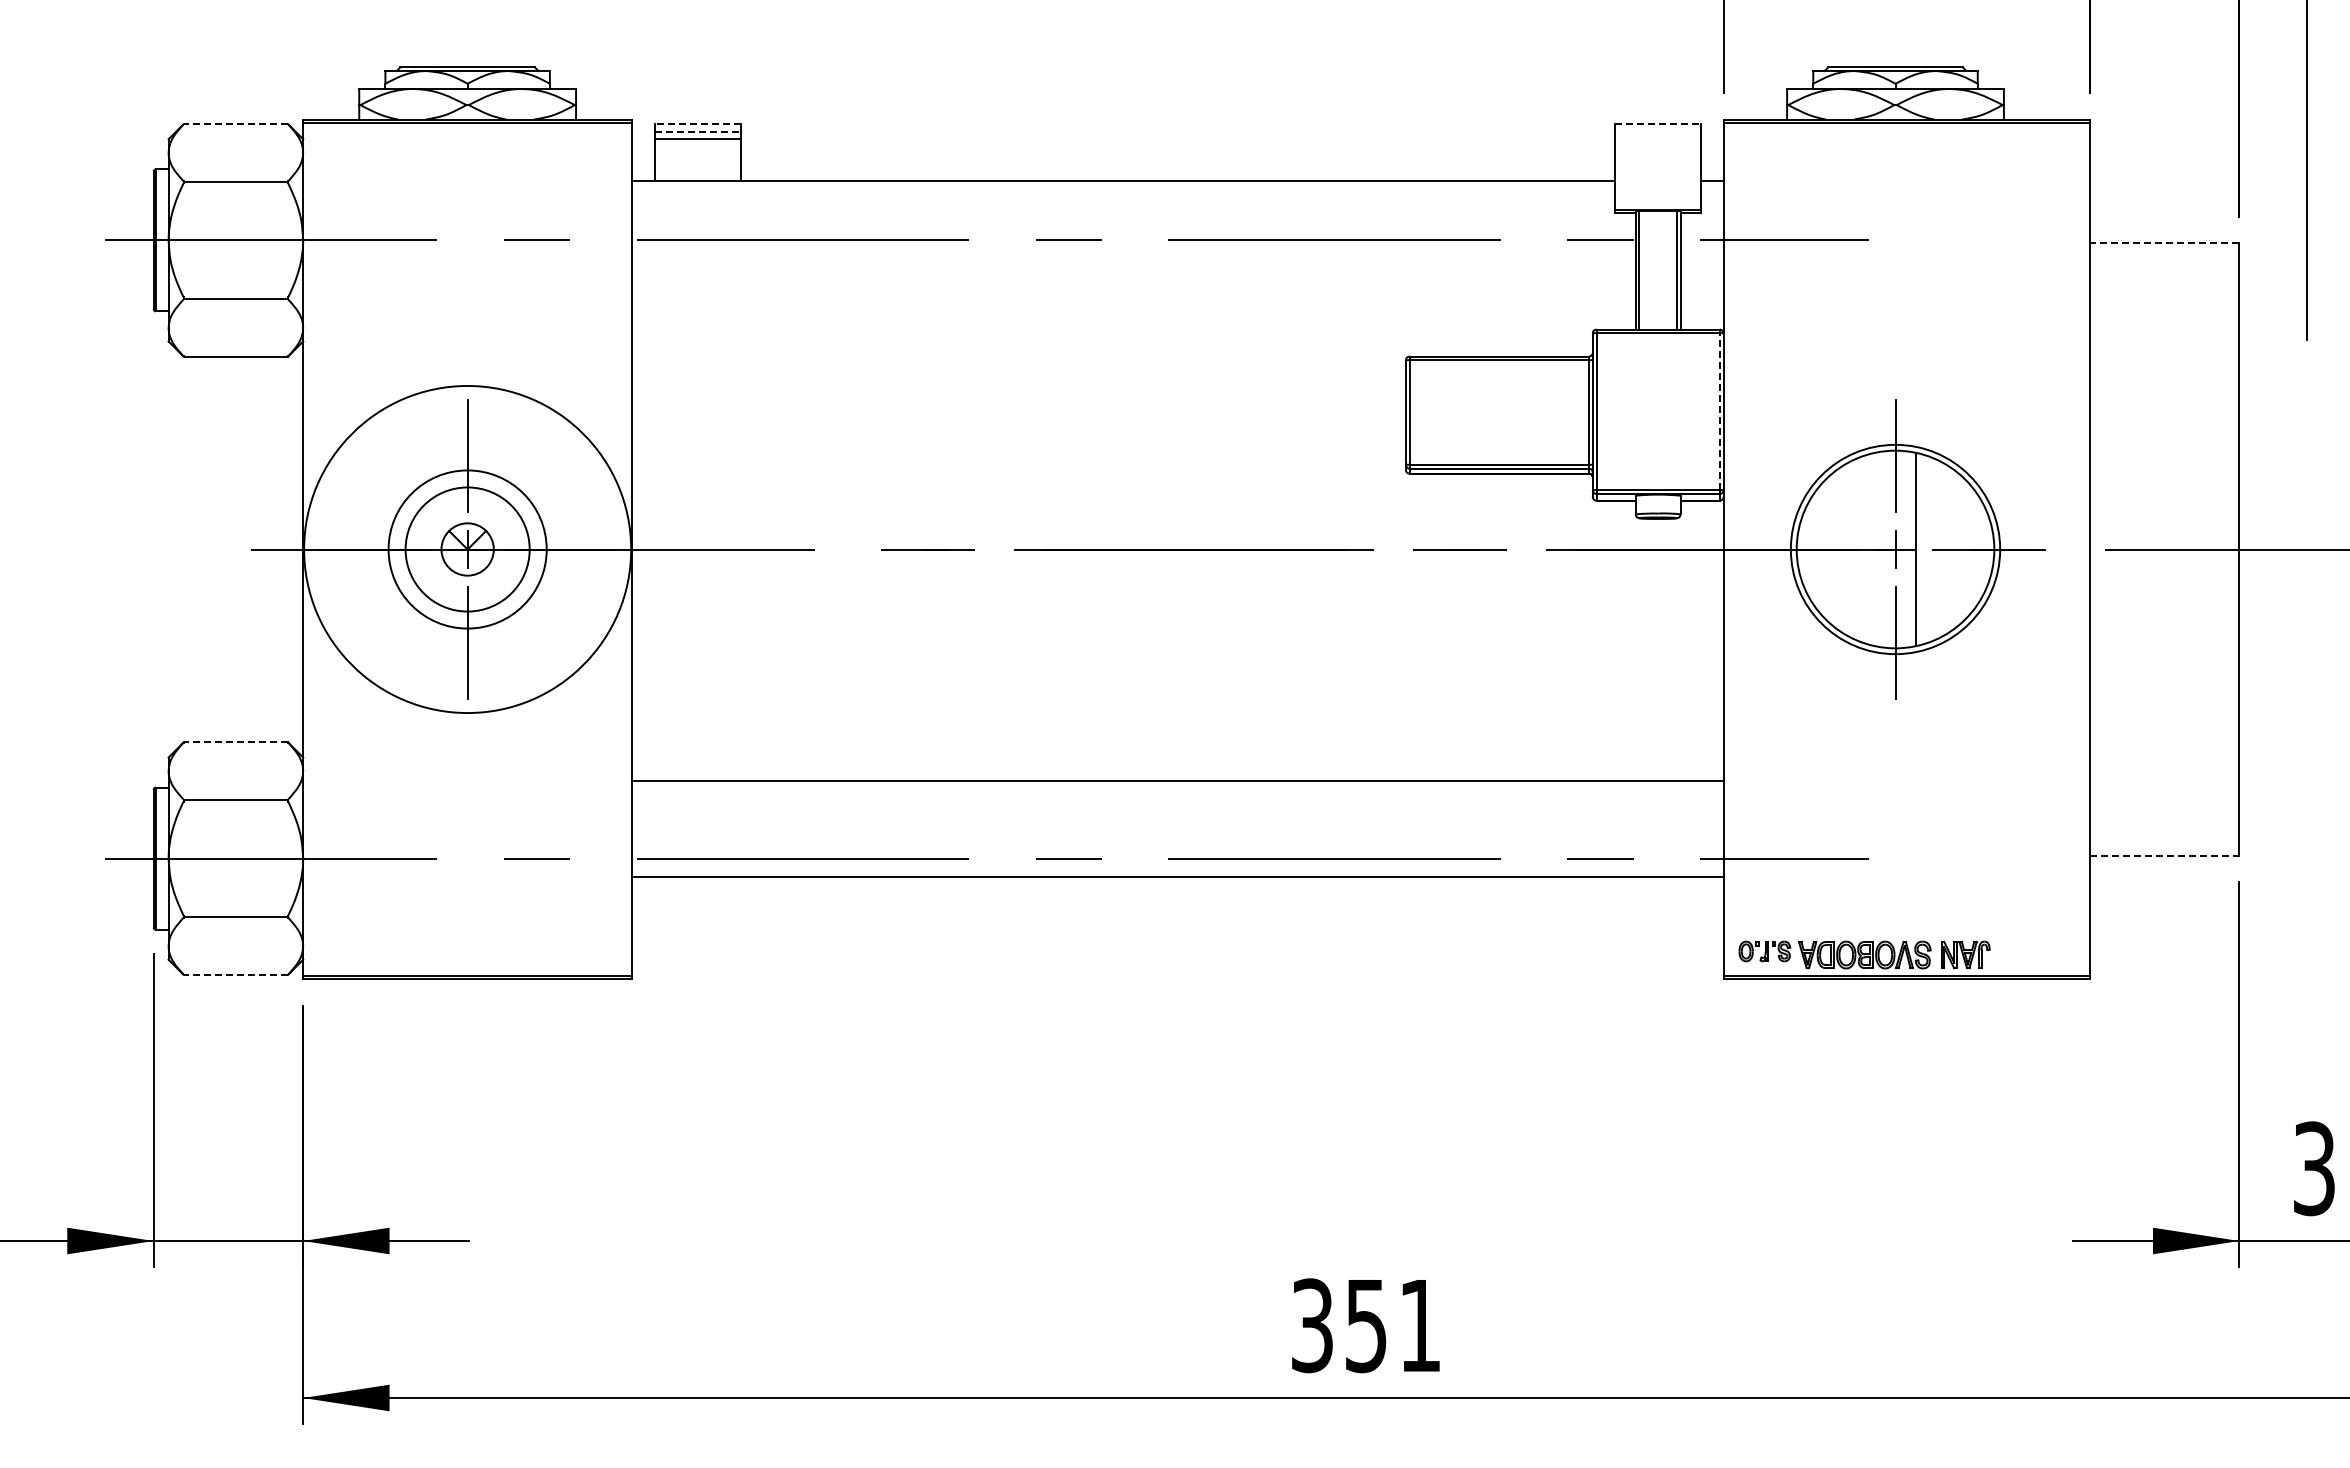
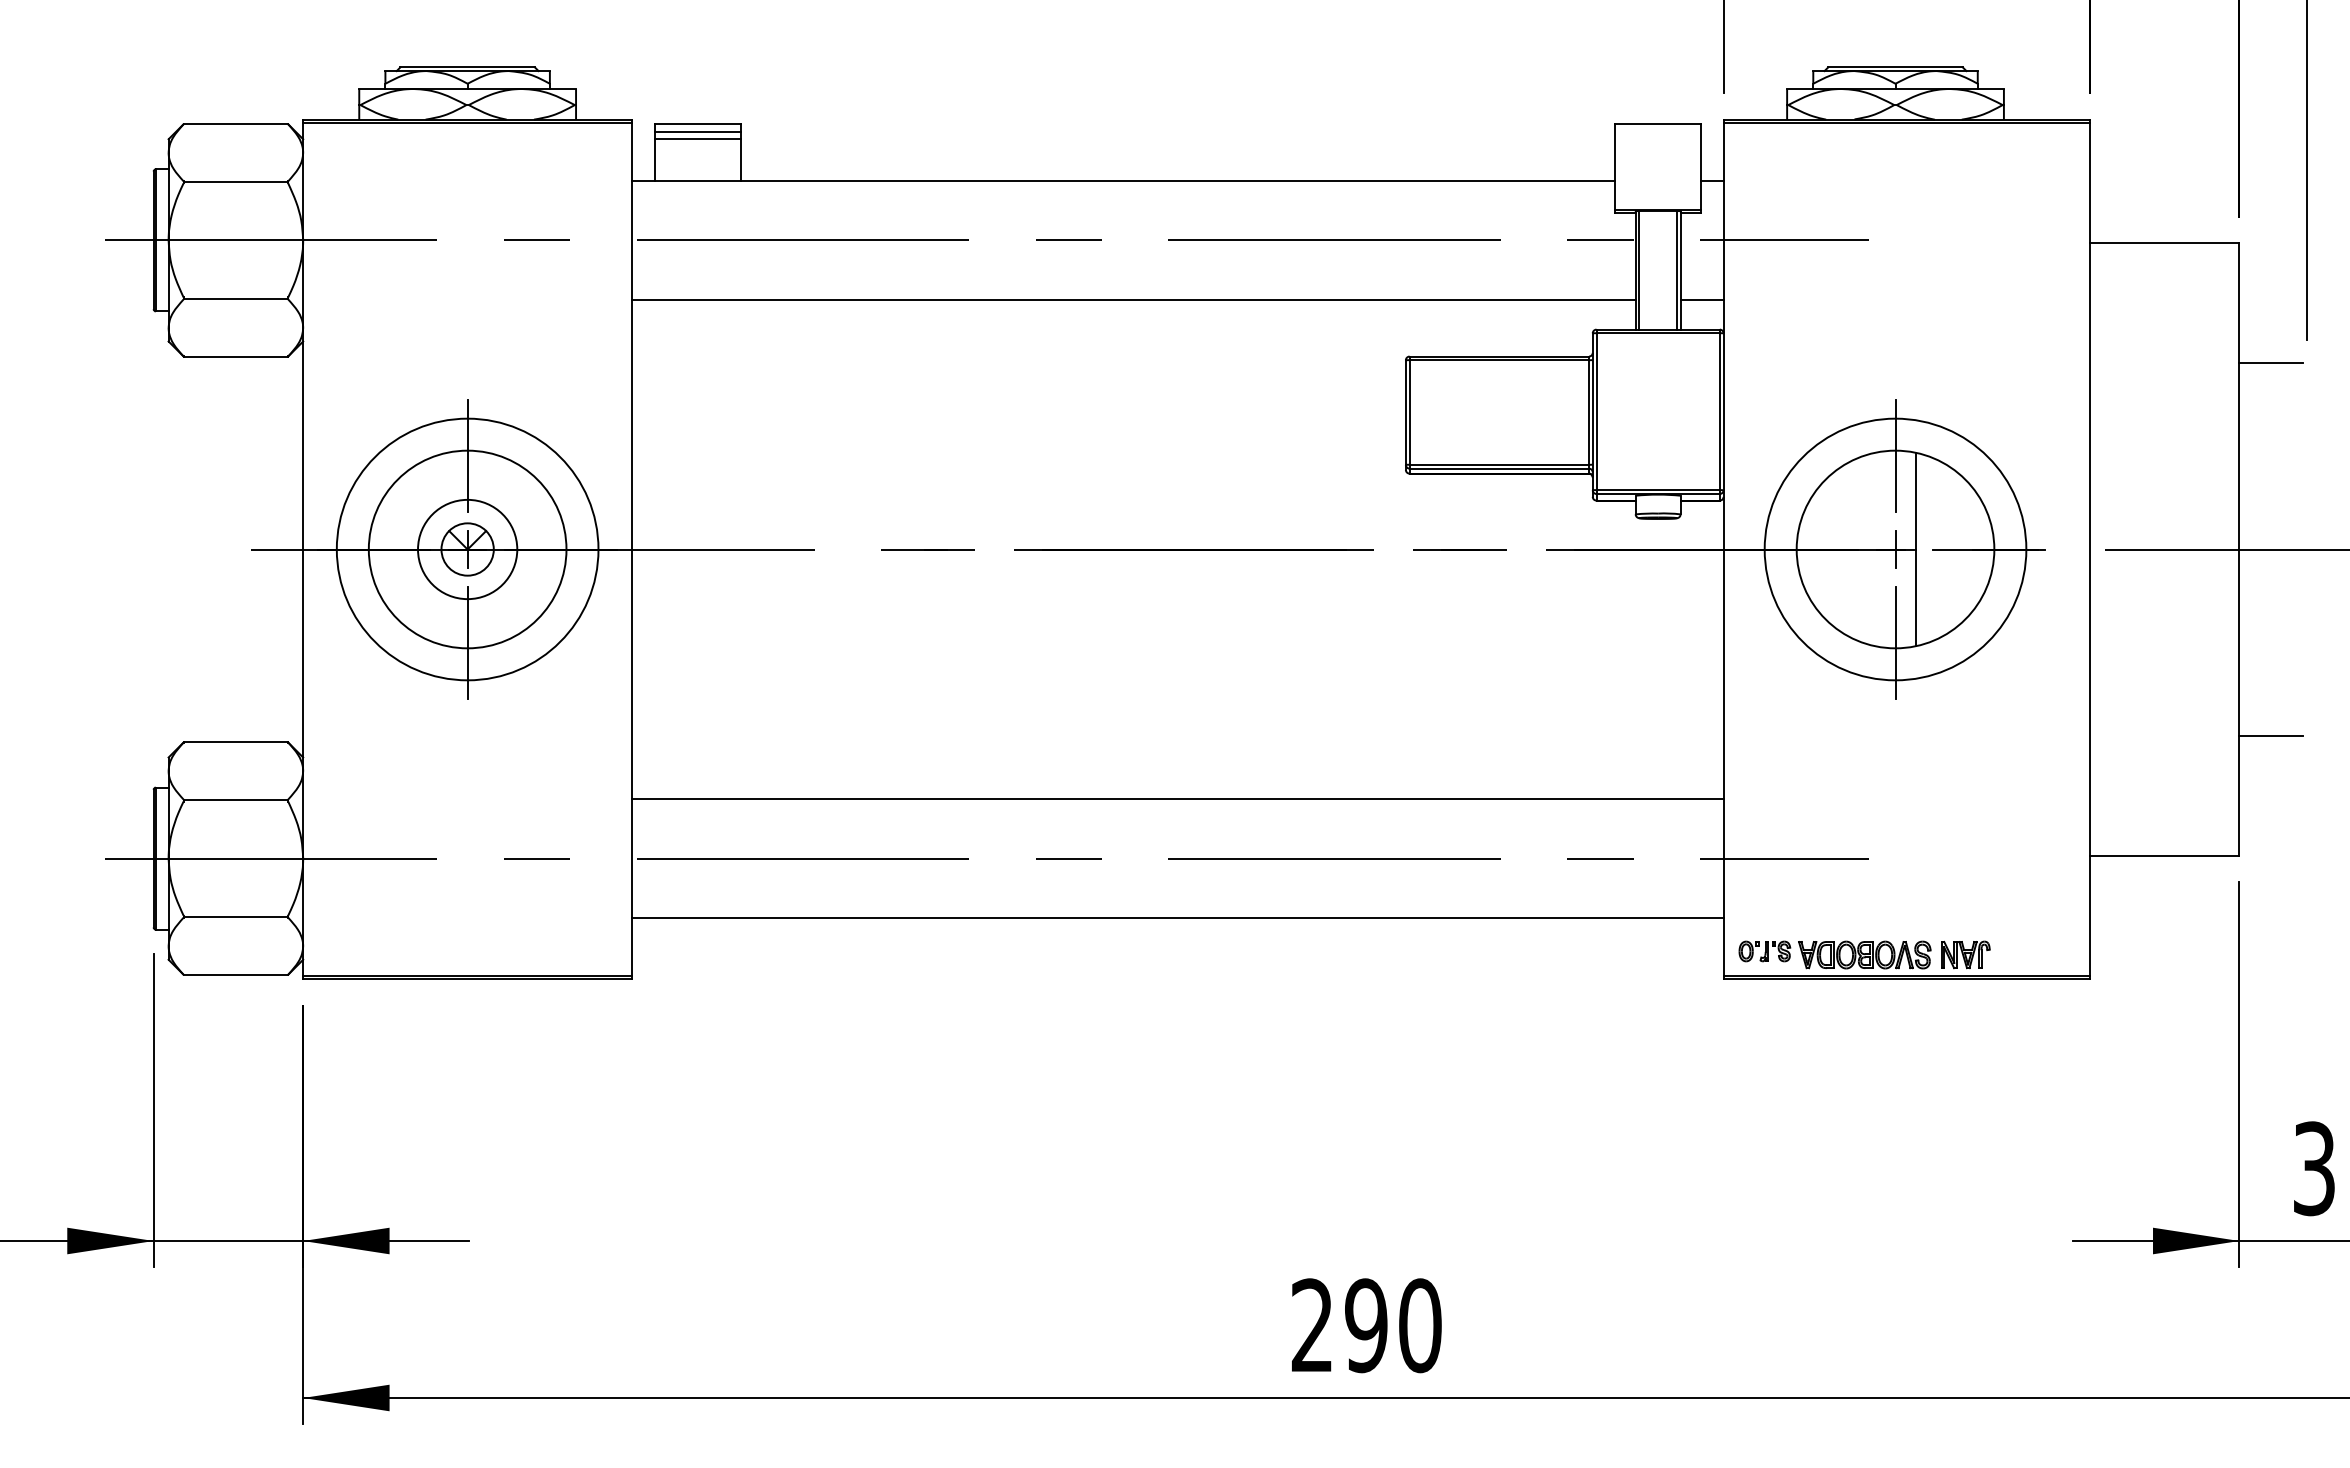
line: dashed -> solid (235, 123)
line: dashed -> solid (697, 124)
line: dashed -> solid (1658, 124)
line: dashed -> solid (697, 131)
line: dashed -> solid (2164, 243)
line: none -> present (1133, 300)
line: none -> present (1701, 300)
line: none -> present (2270, 362)
line: dashed -> solid (1719, 411)
circle diameter: 124 px -> 99 px (467, 549)
circle diameter: 158 px -> 198 px (467, 549)
circle diameter: 327 px -> 262 px (467, 549)
circle diameter: 209 px -> 262 px (1895, 549)
line: none -> present (2270, 736)
line: dashed -> solid (235, 741)
line position: (1177, 780) -> (1177, 798) (1177, 798)
line: dashed -> solid (2164, 856)
line position: (1177, 877) -> (1177, 918) (1177, 918)
line: dashed -> solid (235, 975)
text: 351 -> 290 (1366, 1325)
